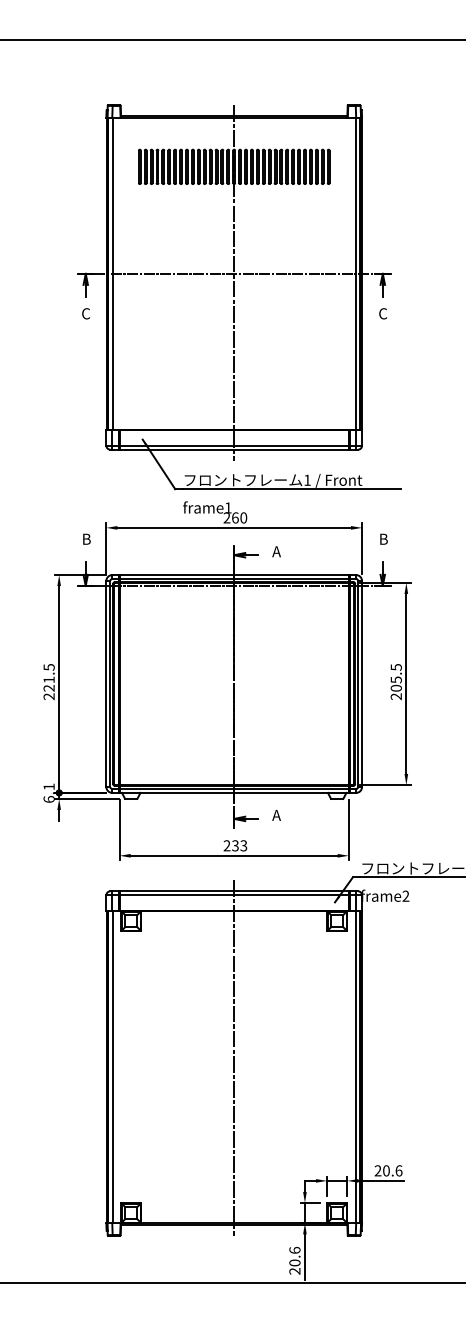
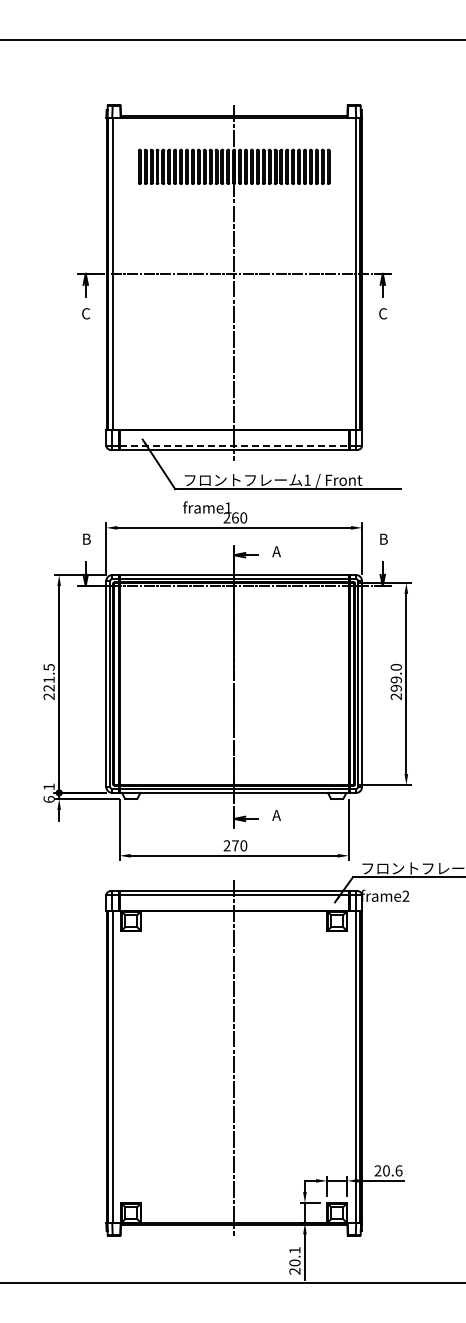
line: solid -> dashed (234, 445)
text: 205.5 -> 299.0 (395, 677)
text: 233 -> 270 (239, 845)
text: 20.6 -> 20.1 (294, 1249)
